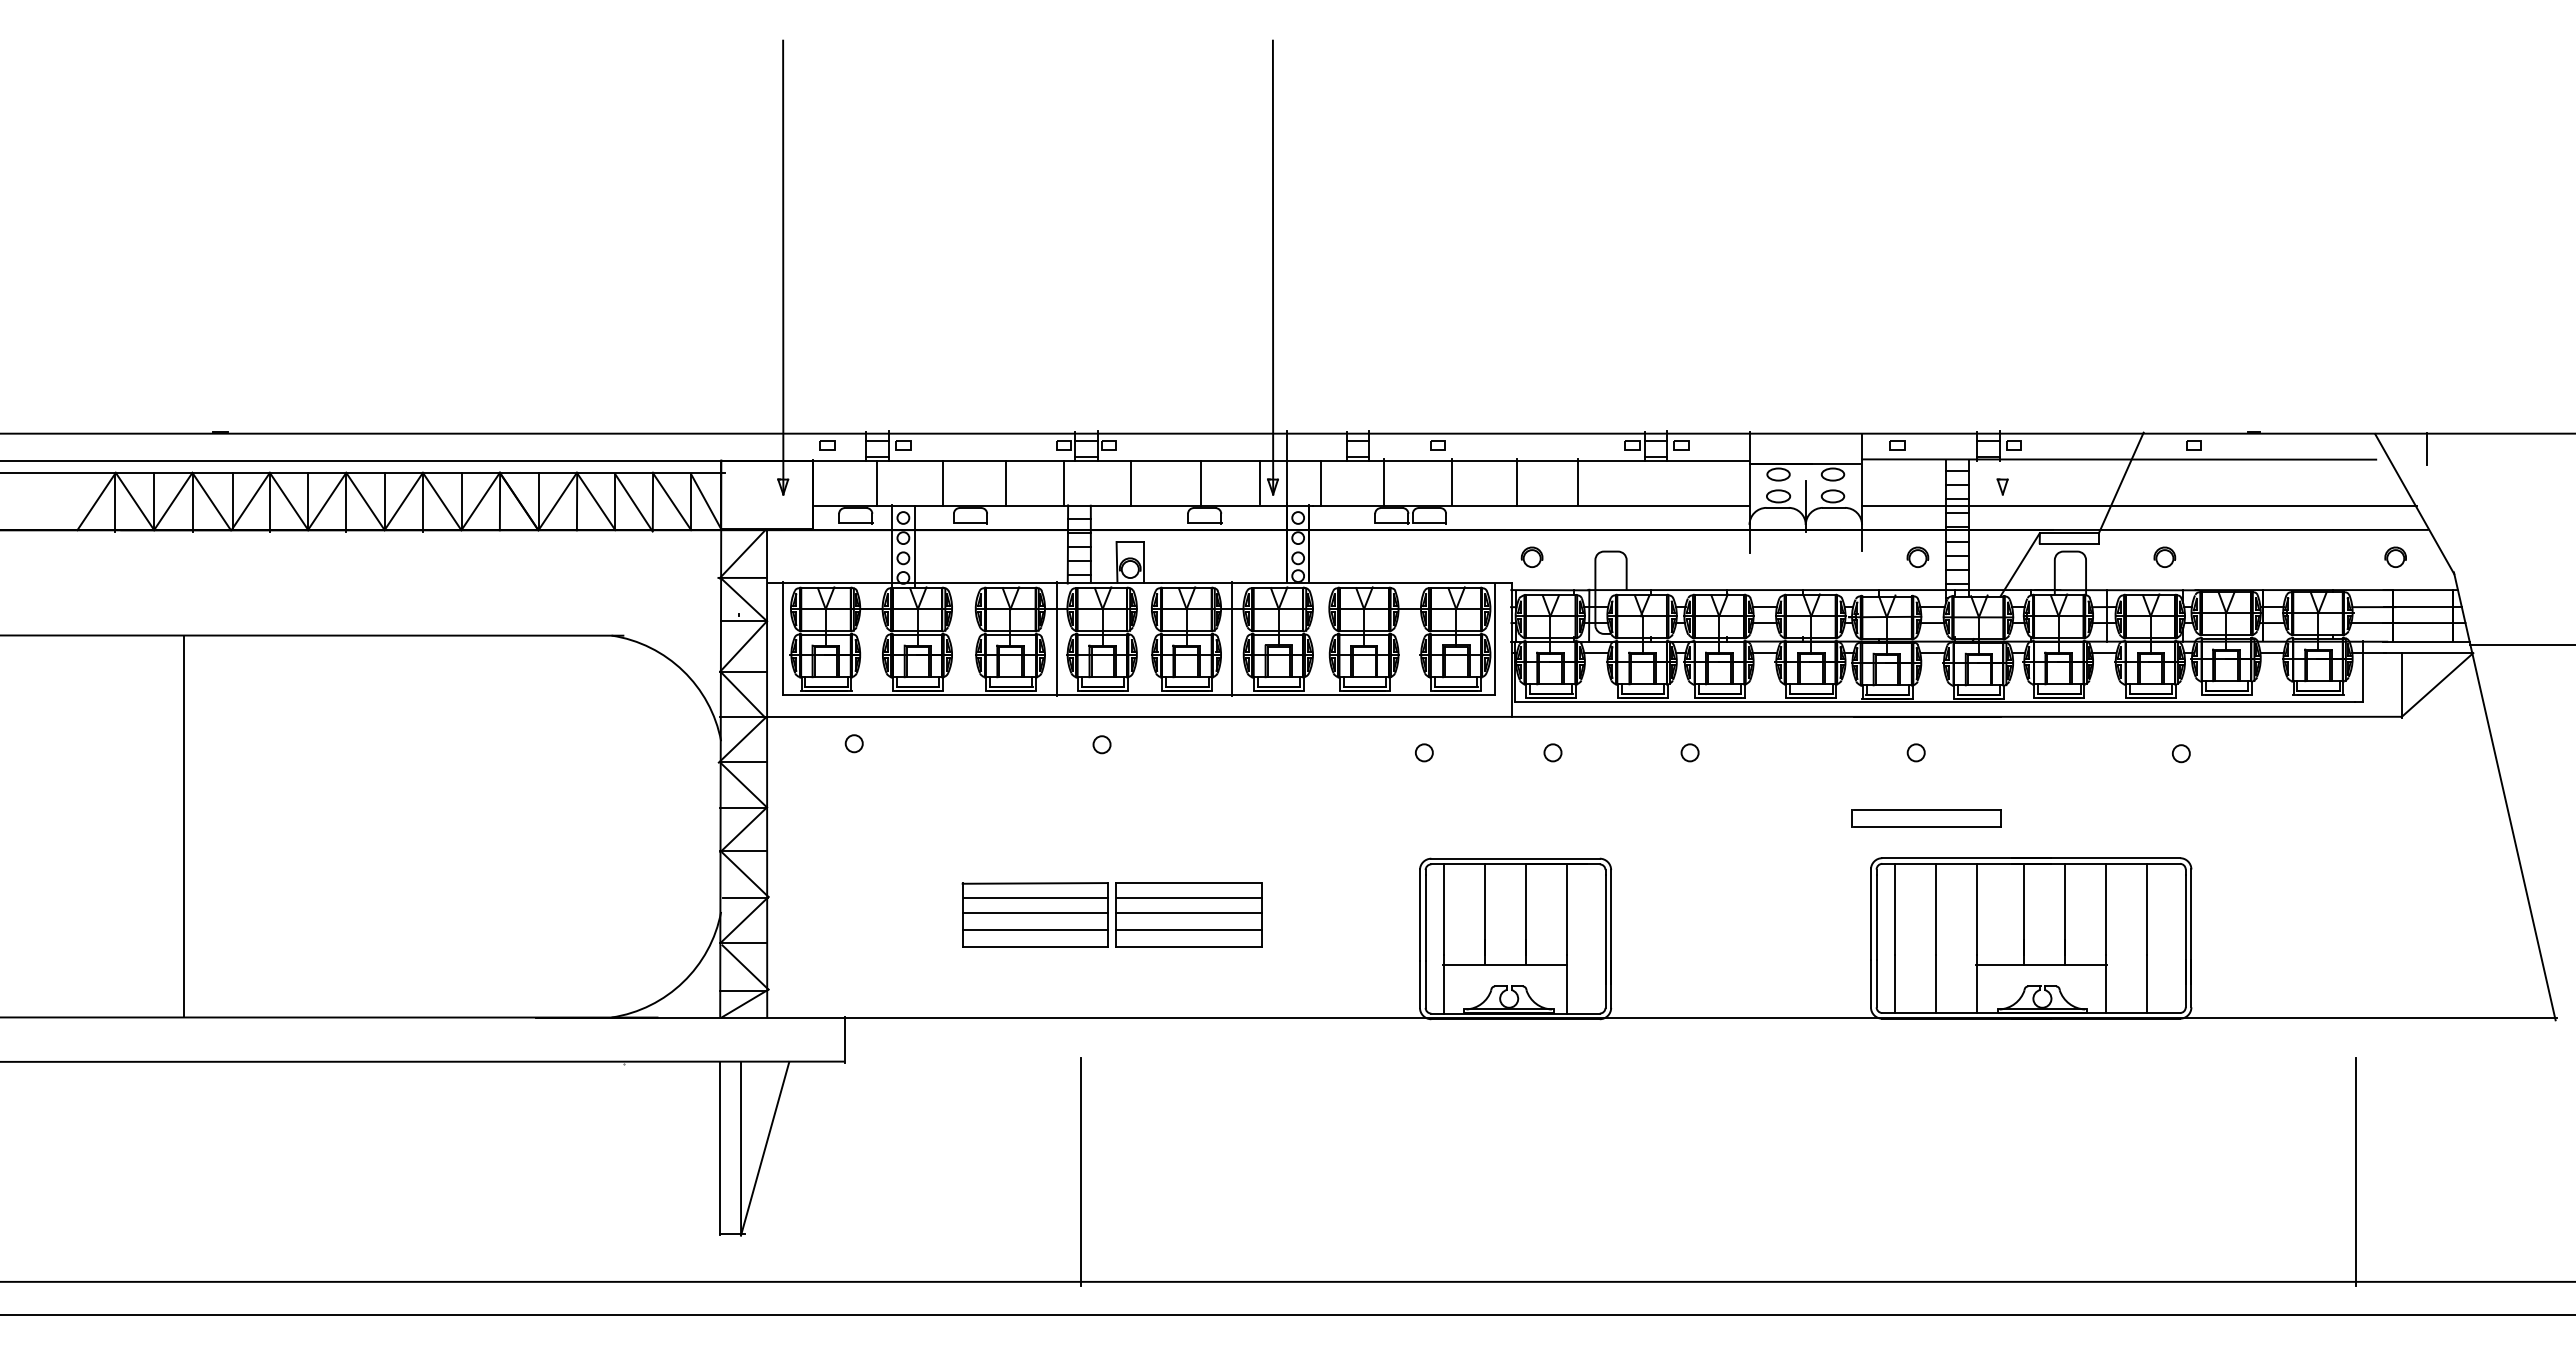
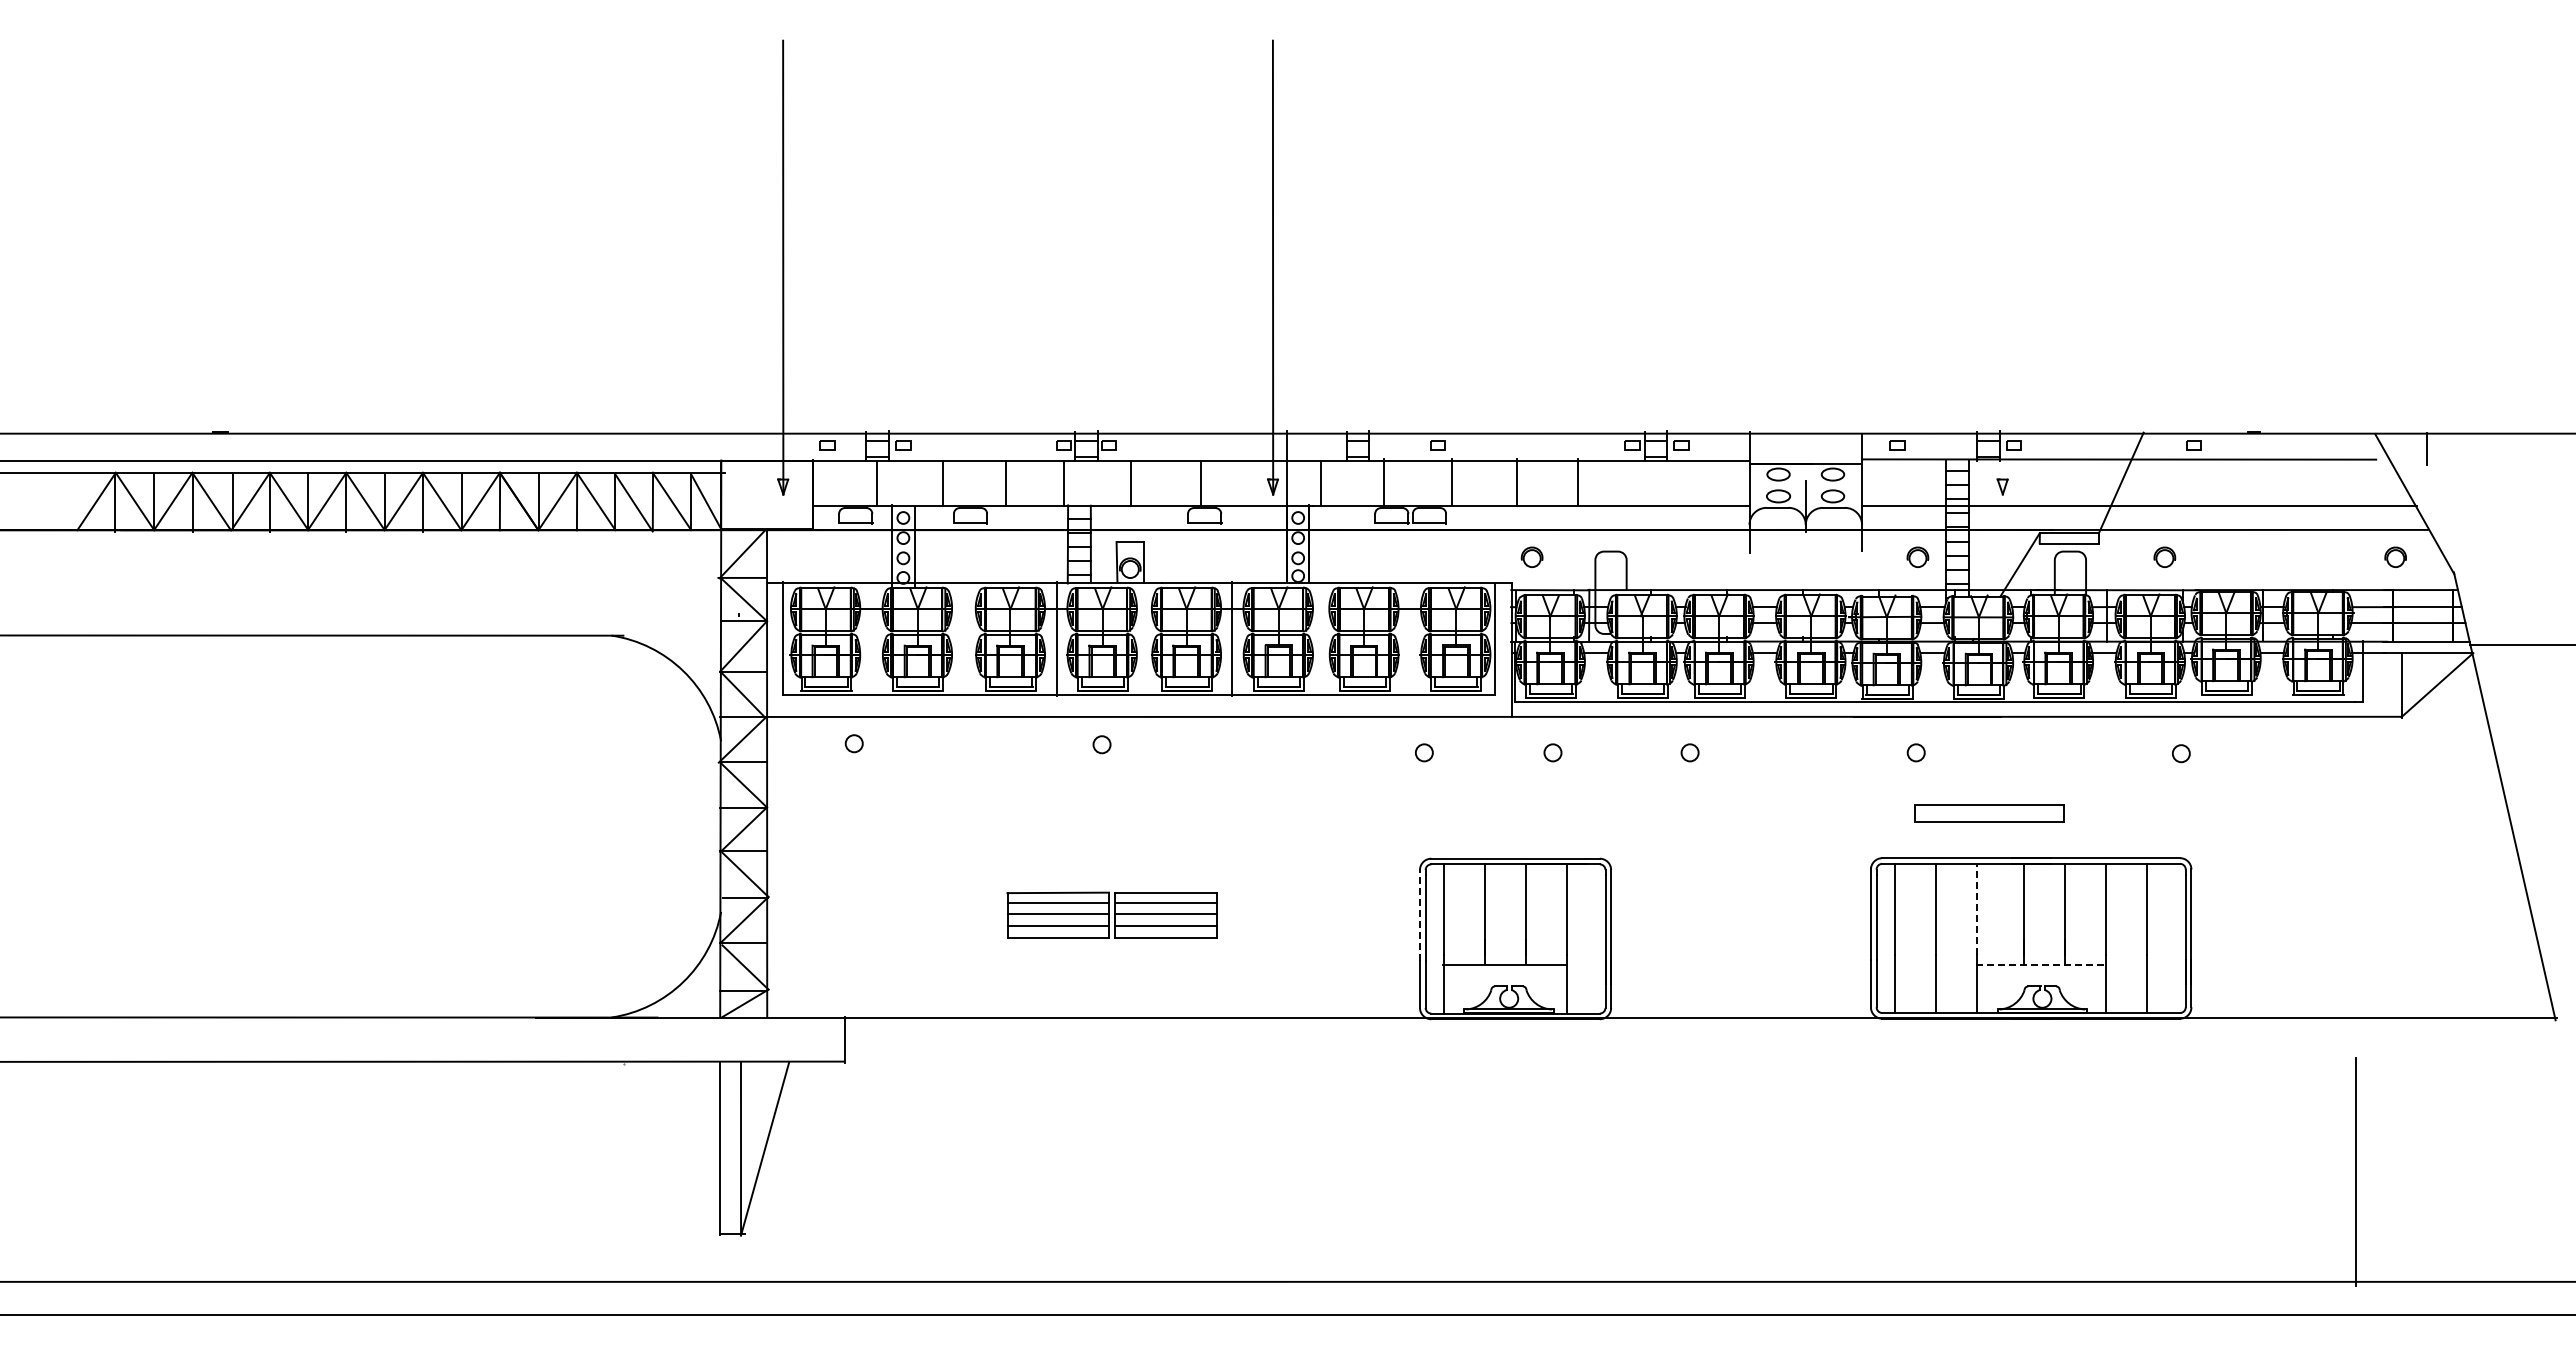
line: present -> none (1260, 482)
part position: (1926, 818) -> (1989, 813) (1989, 813)
line: present -> none (183, 826)
line: solid -> dashed (1976, 908)
part size: 302x66 px -> 212x48 px (1111, 914)
line: solid -> dashed (1419, 914)
line: solid -> dashed (2041, 964)
line: present -> none (1081, 1171)
